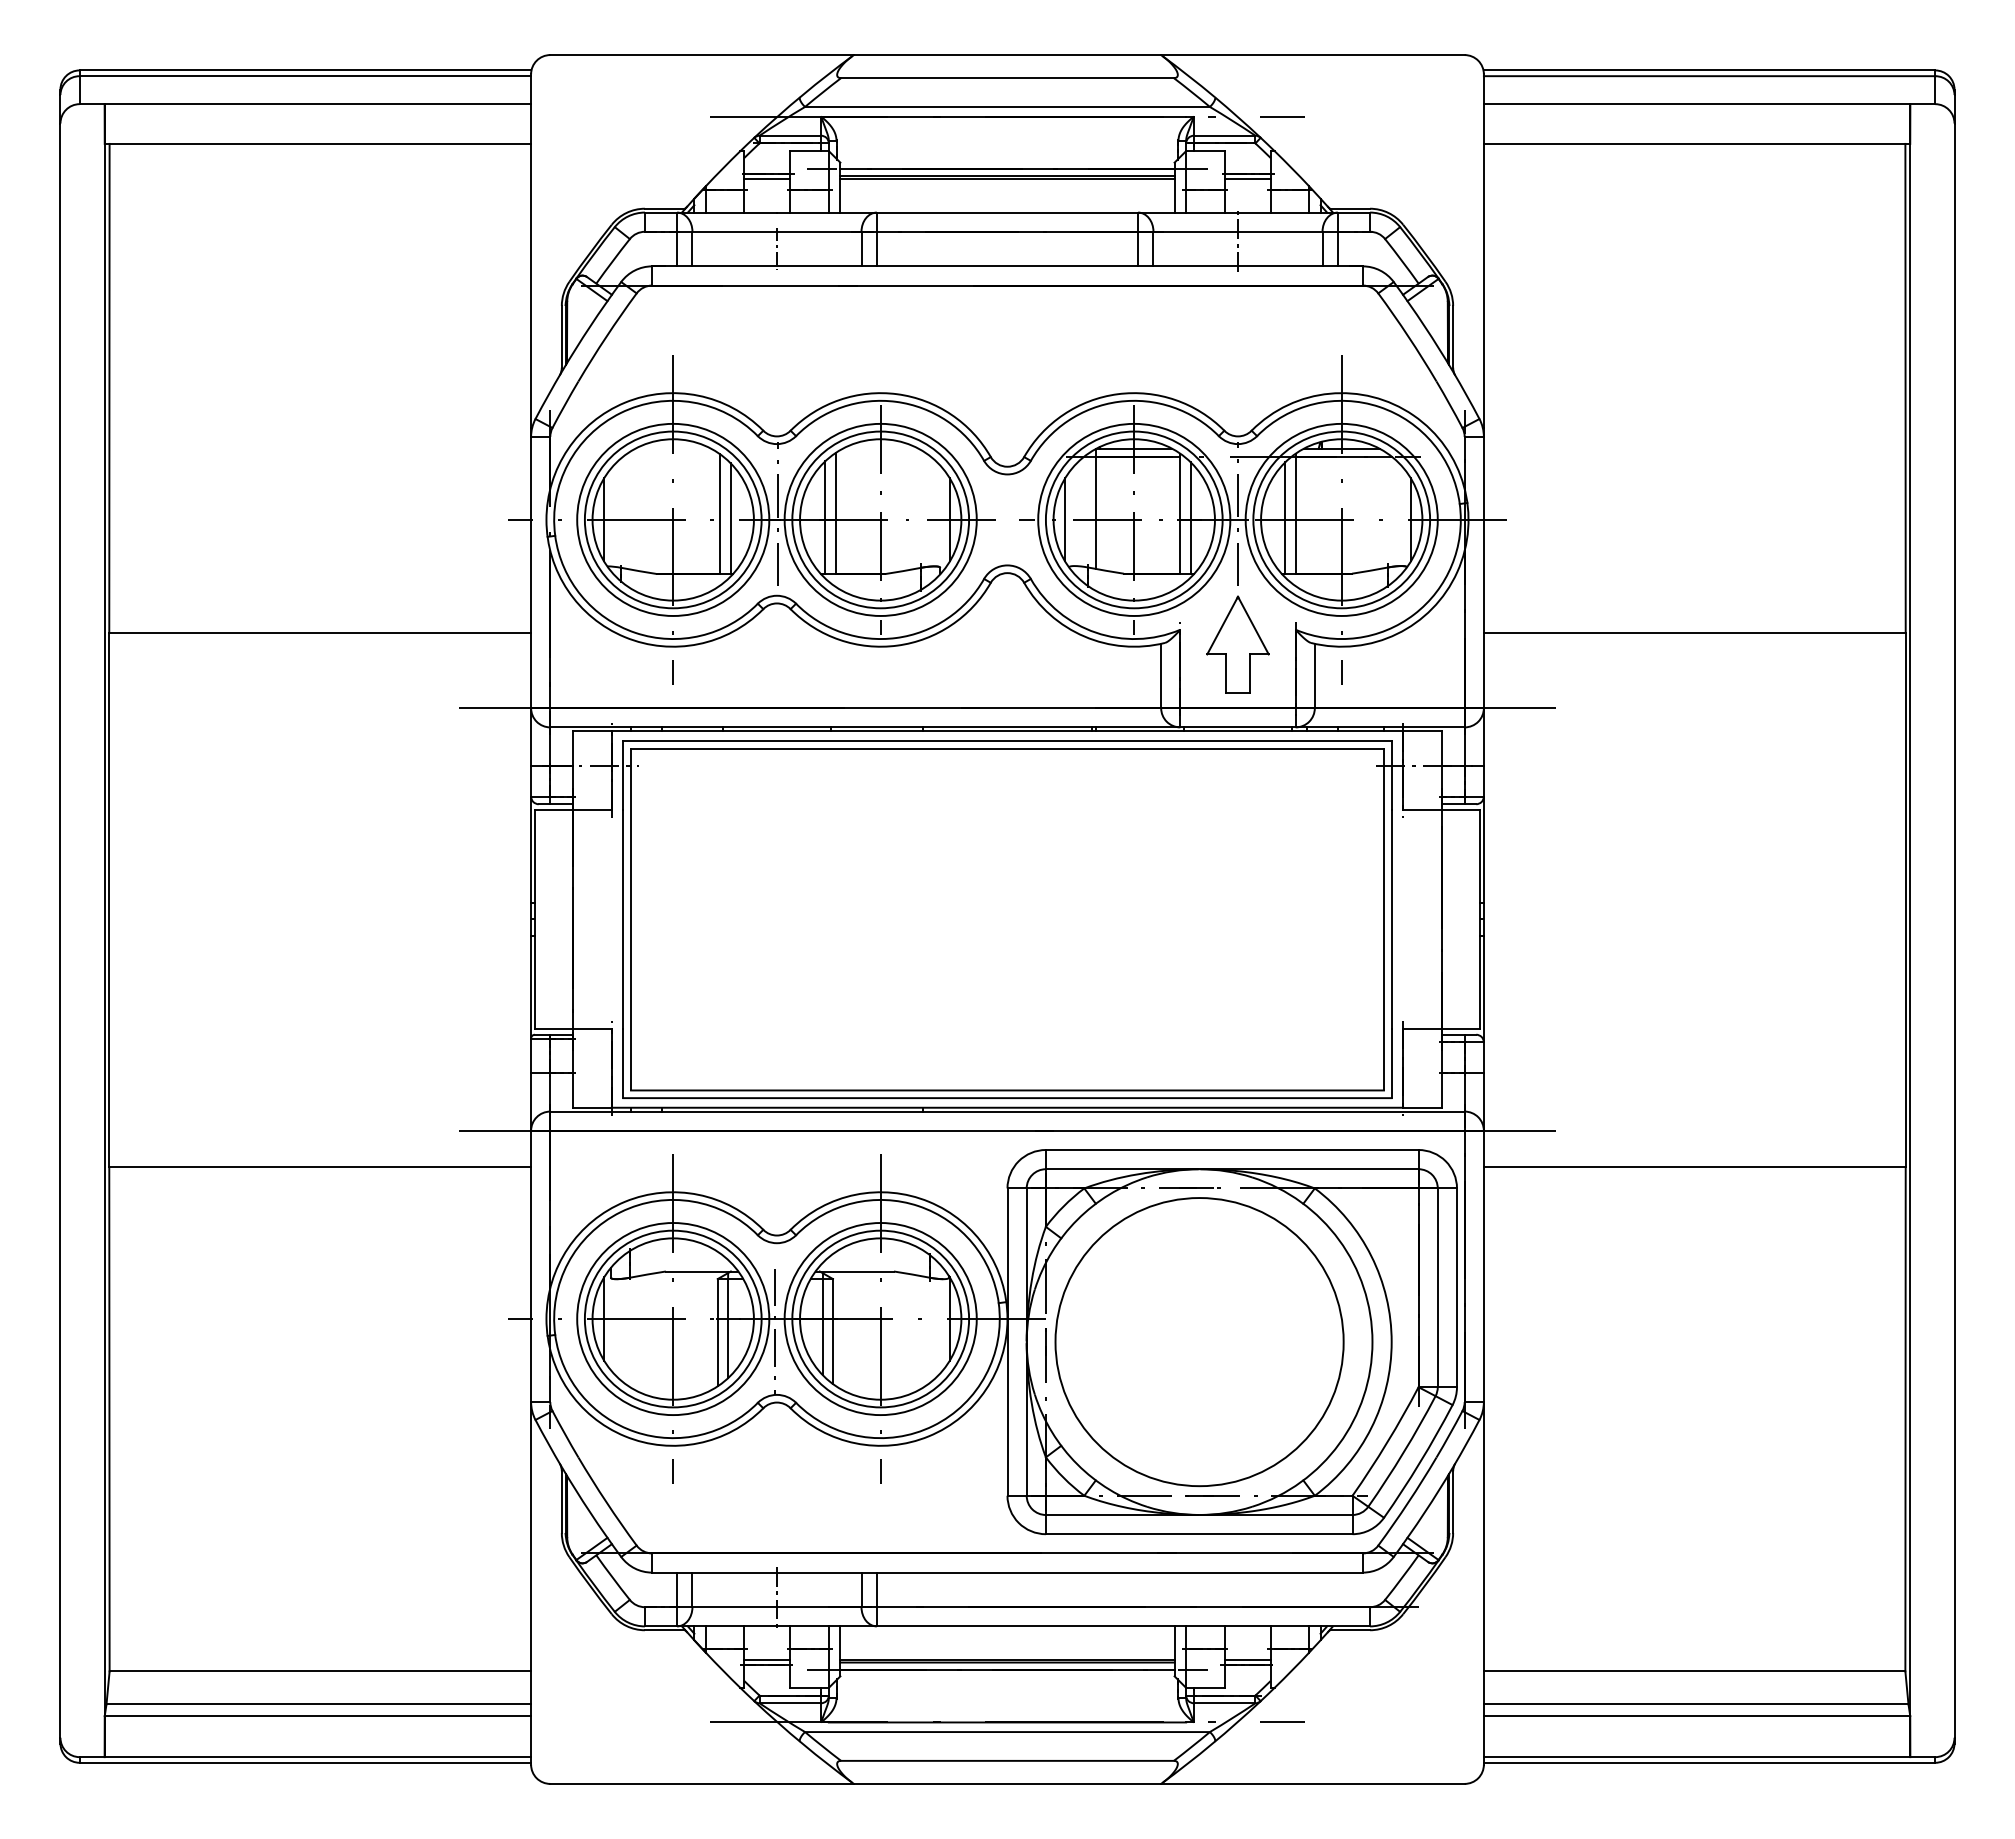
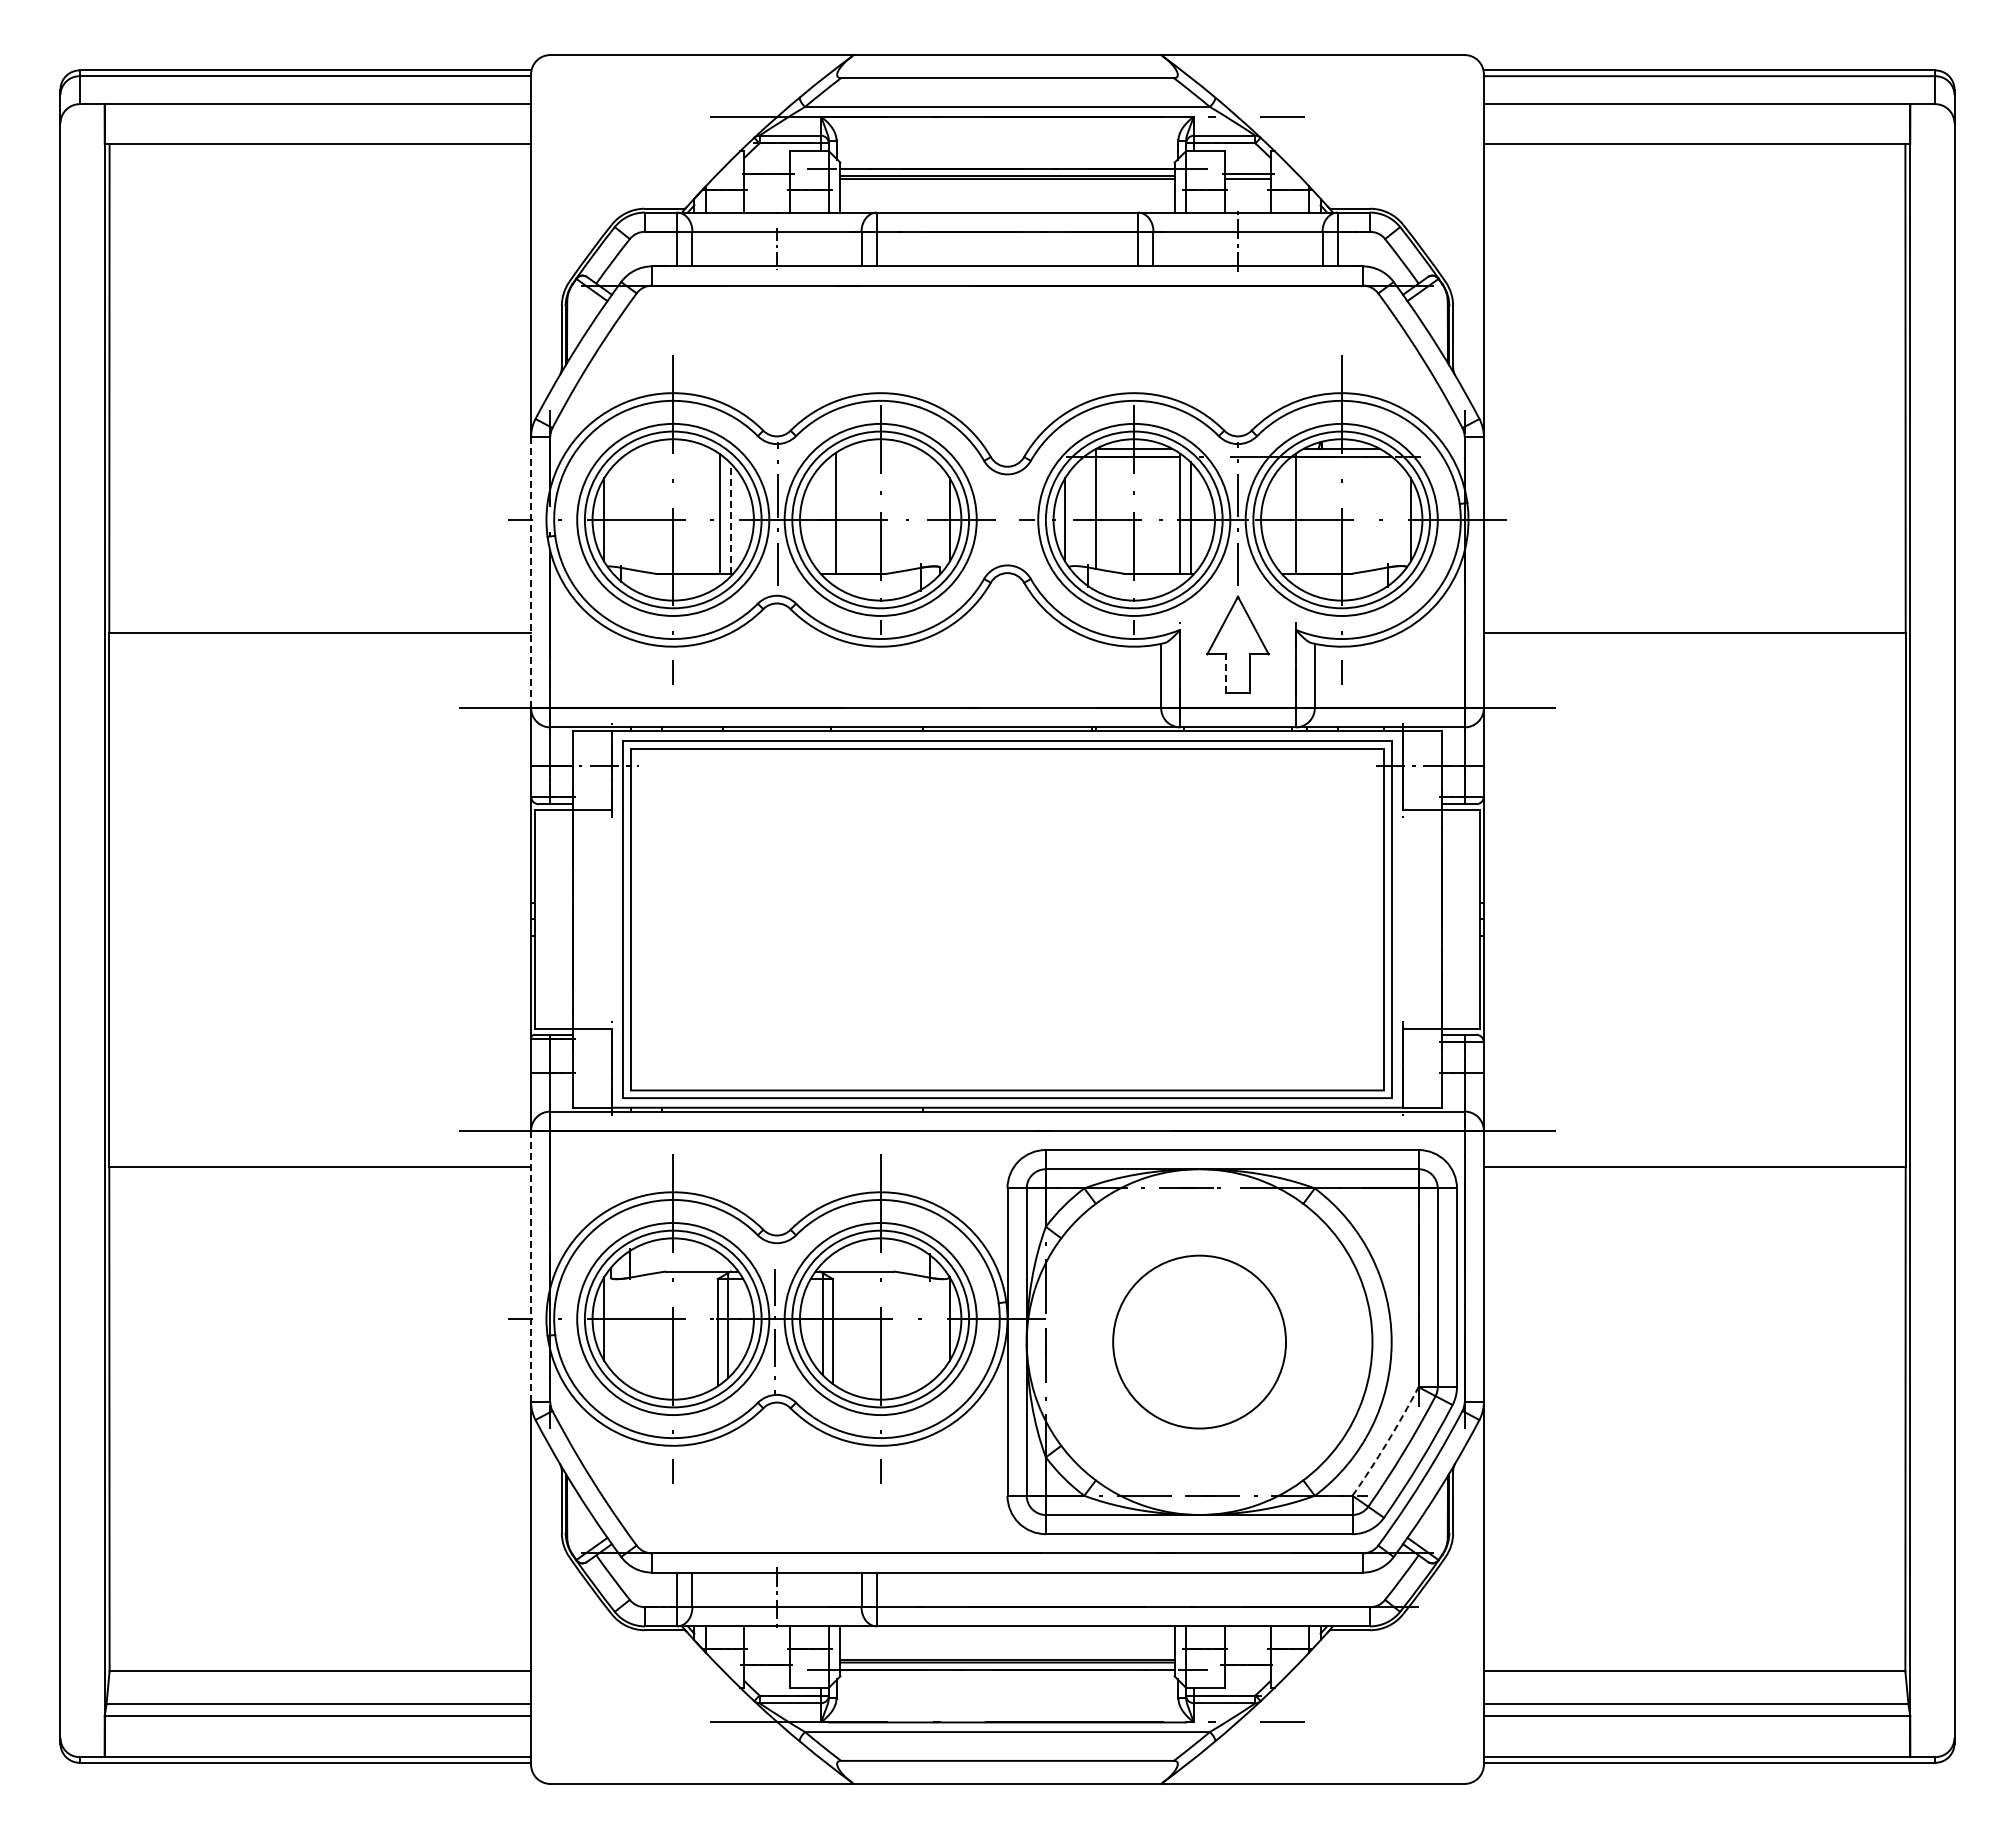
line: present -> none (767, 178)
line: present -> none (825, 517)
line: present -> none (1285, 517)
line: solid -> dashed (730, 518)
line: solid -> dashed (531, 572)
line: solid -> dashed (1226, 673)
line: solid -> dashed (531, 1266)
circle diameter: 288 px -> 173 px (1199, 1341)
arc: solid -> dashed (1387, 1442)
line: present -> none (767, 1660)
line: present -> none (1247, 1660)
